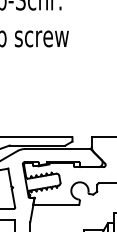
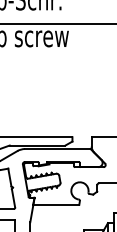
line: none -> present (57, 24)
